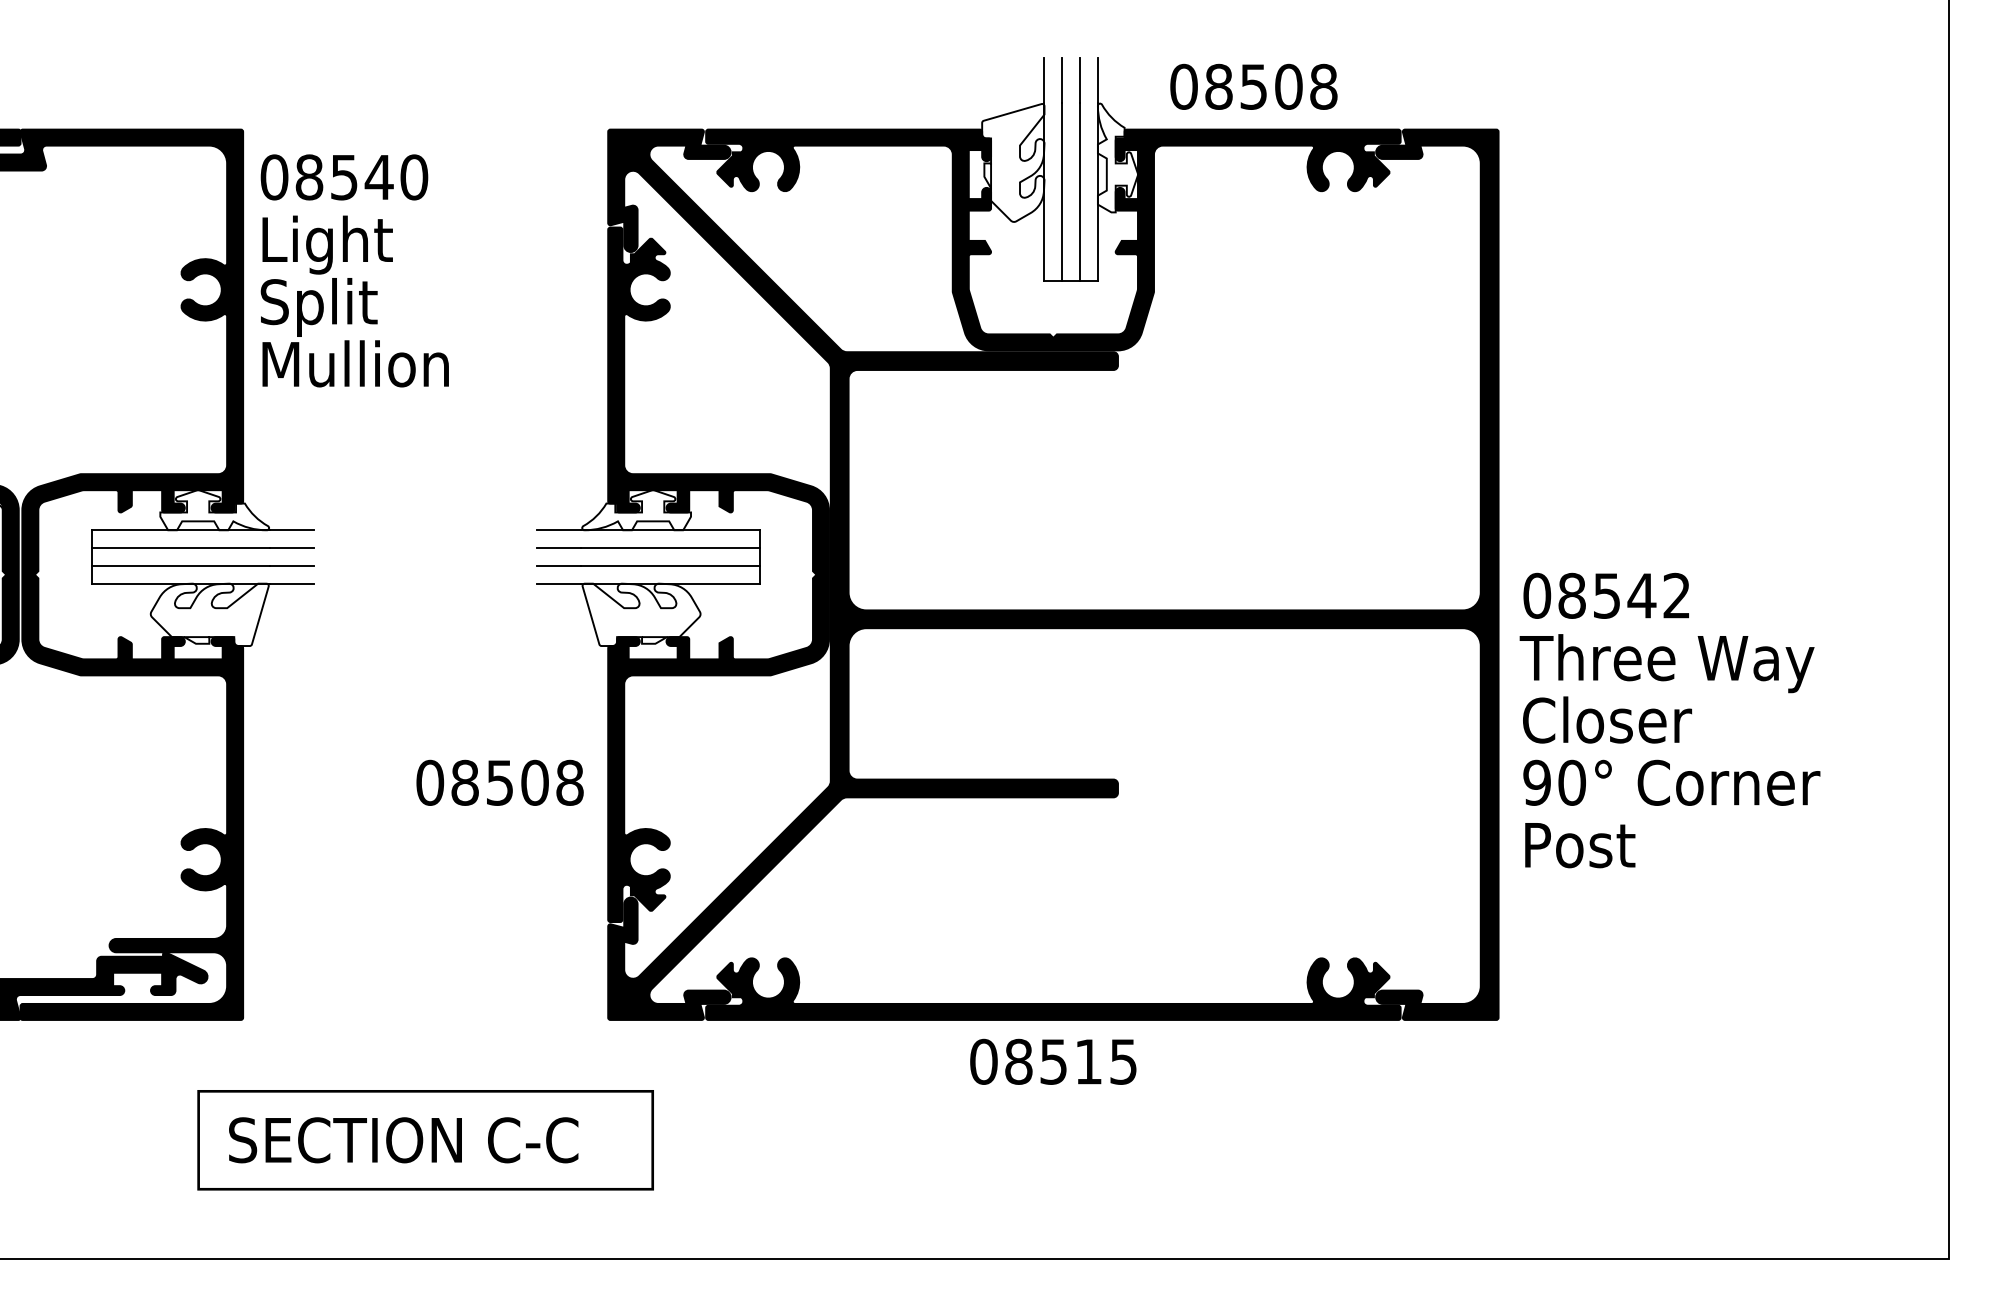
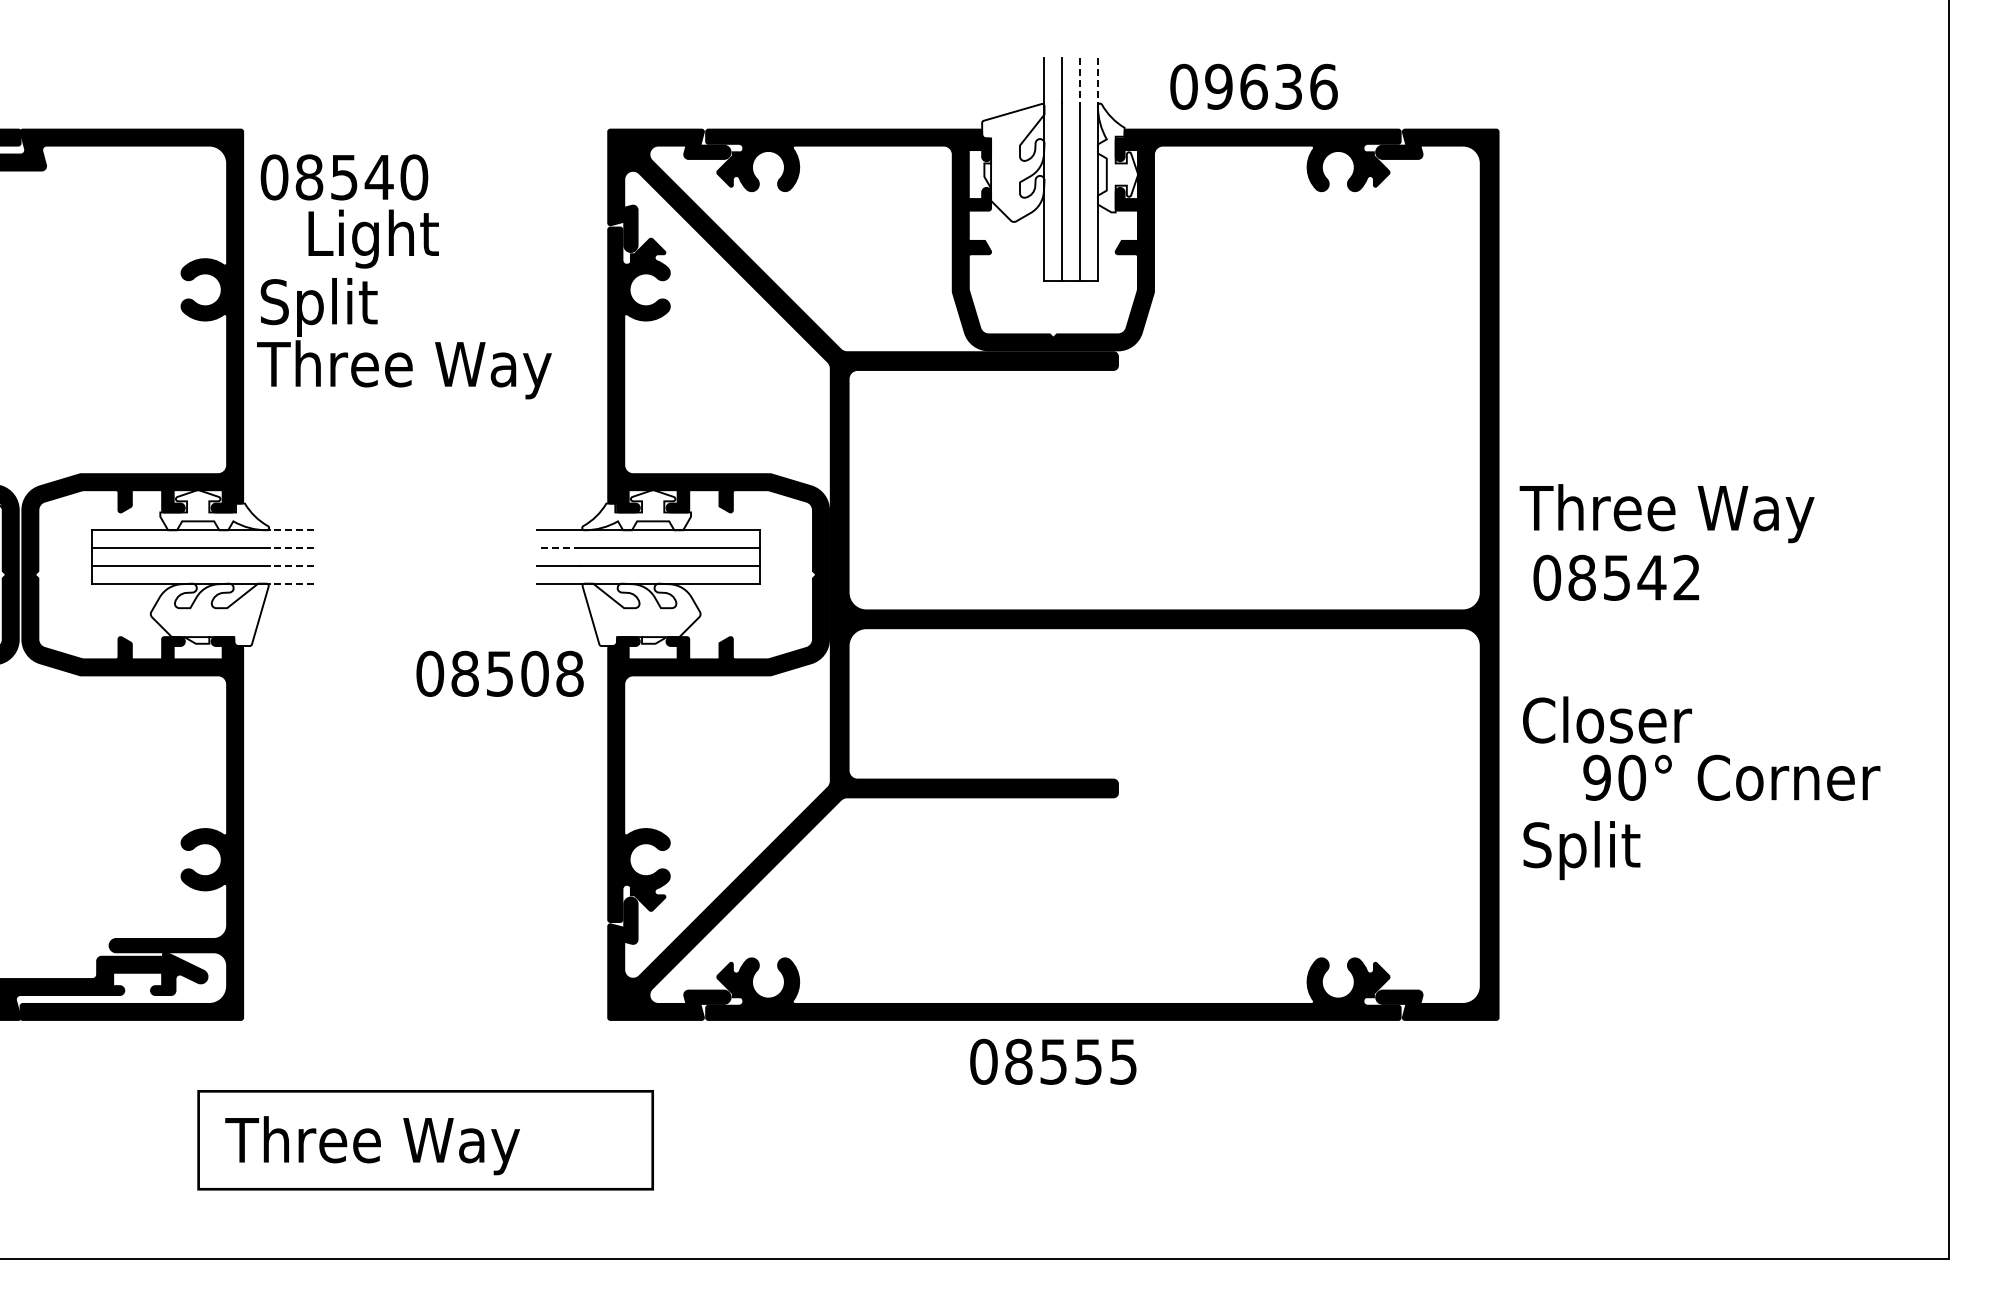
line: solid -> dashed (1080, 81)
line: solid -> dashed (1097, 81)
text: 08508 -> 09636 (1271, 86)
text position: (327, 244) -> (373, 238) (373, 238)
text: Mullion -> Three Way (404, 369)
line: solid -> dashed (291, 530)
line: solid -> dashed (291, 548)
line: solid -> dashed (558, 548)
line: solid -> dashed (291, 565)
line: solid -> dashed (291, 583)
text position: (1605, 595) -> (1615, 577) (1615, 577)
text position: (1666, 663) -> (1666, 513) (1666, 513)
text position: (499, 782) -> (499, 673) (499, 673)
text position: (1671, 782) -> (1731, 777) (1731, 777)
text: Post -> Split (1581, 850)
text: 08515 -> 08555 (1088, 1061)
text: SECTION C-C -> Three Way (401, 1145)
